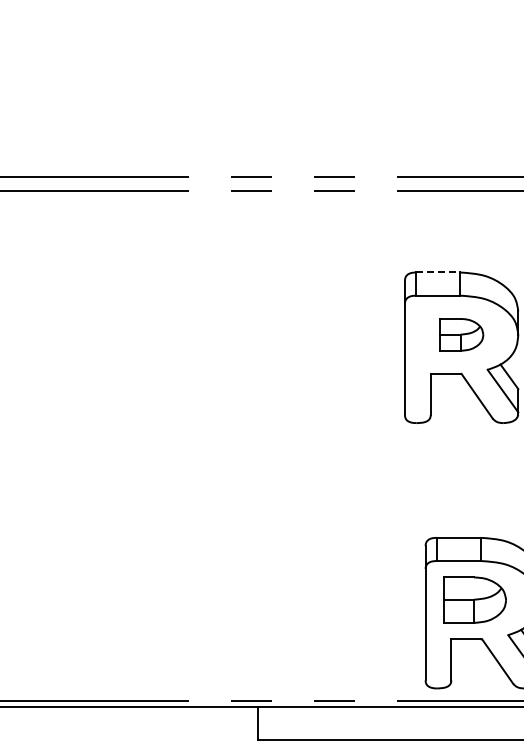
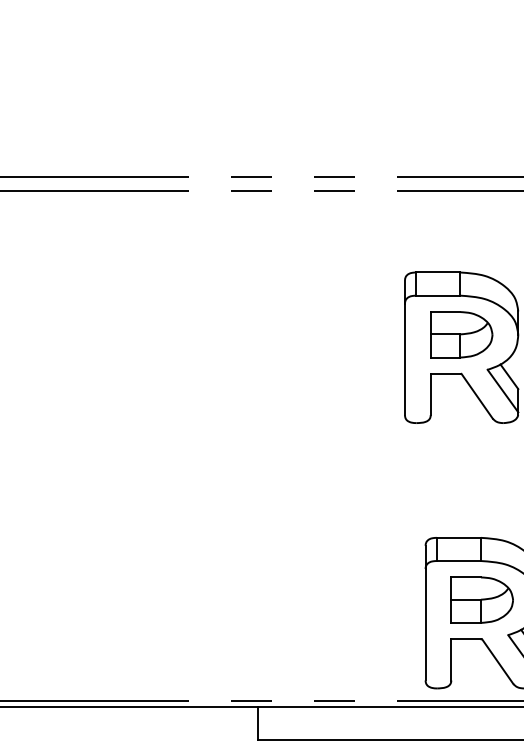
line: dashed -> solid (438, 272)
part size: 46x34 px -> 64x48 px (461, 334)
part position: (474, 599) -> (481, 599) (481, 599)
